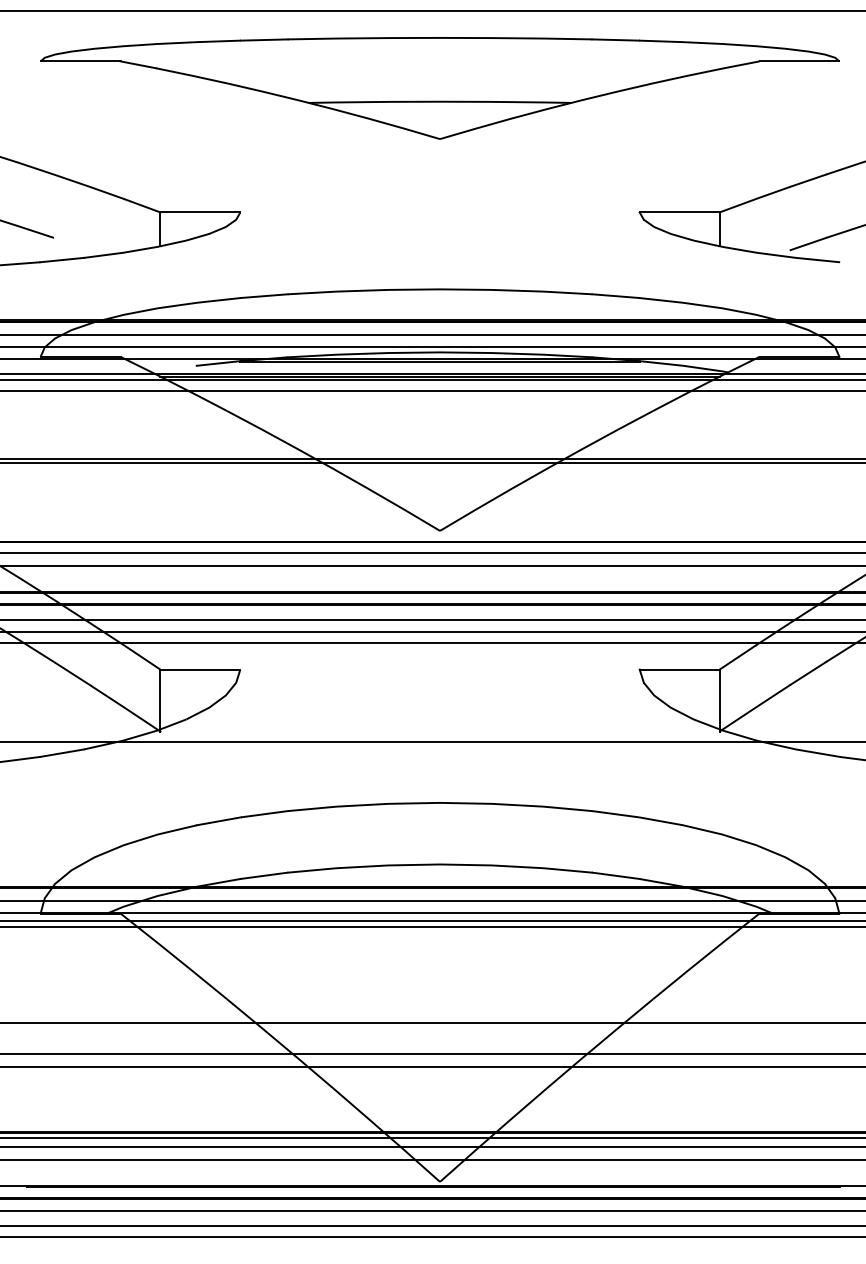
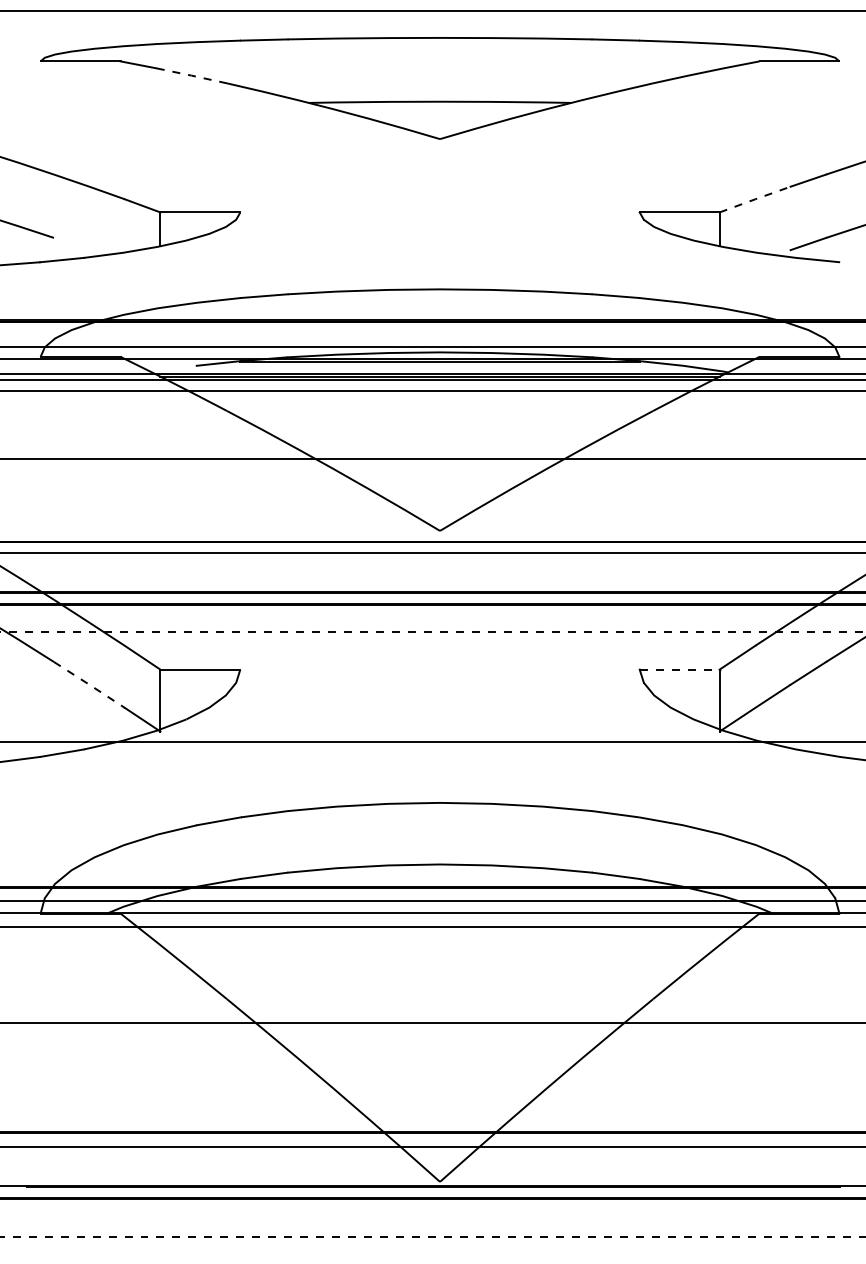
line: solid -> dashed (191, 75)
line: solid -> dashed (755, 199)
line: present -> none (432, 334)
line: present -> none (432, 463)
line: present -> none (432, 565)
line: present -> none (432, 620)
line: solid -> dashed (433, 631)
line: present -> none (432, 642)
line: solid -> dashed (679, 669)
line: solid -> dashed (89, 684)
line: present -> none (432, 920)
line: present -> none (432, 1054)
line: present -> none (432, 1066)
line: present -> none (432, 1137)
line: present -> none (432, 1160)
line: present -> none (432, 1210)
line: present -> none (432, 1226)
line: solid -> dashed (433, 1237)
